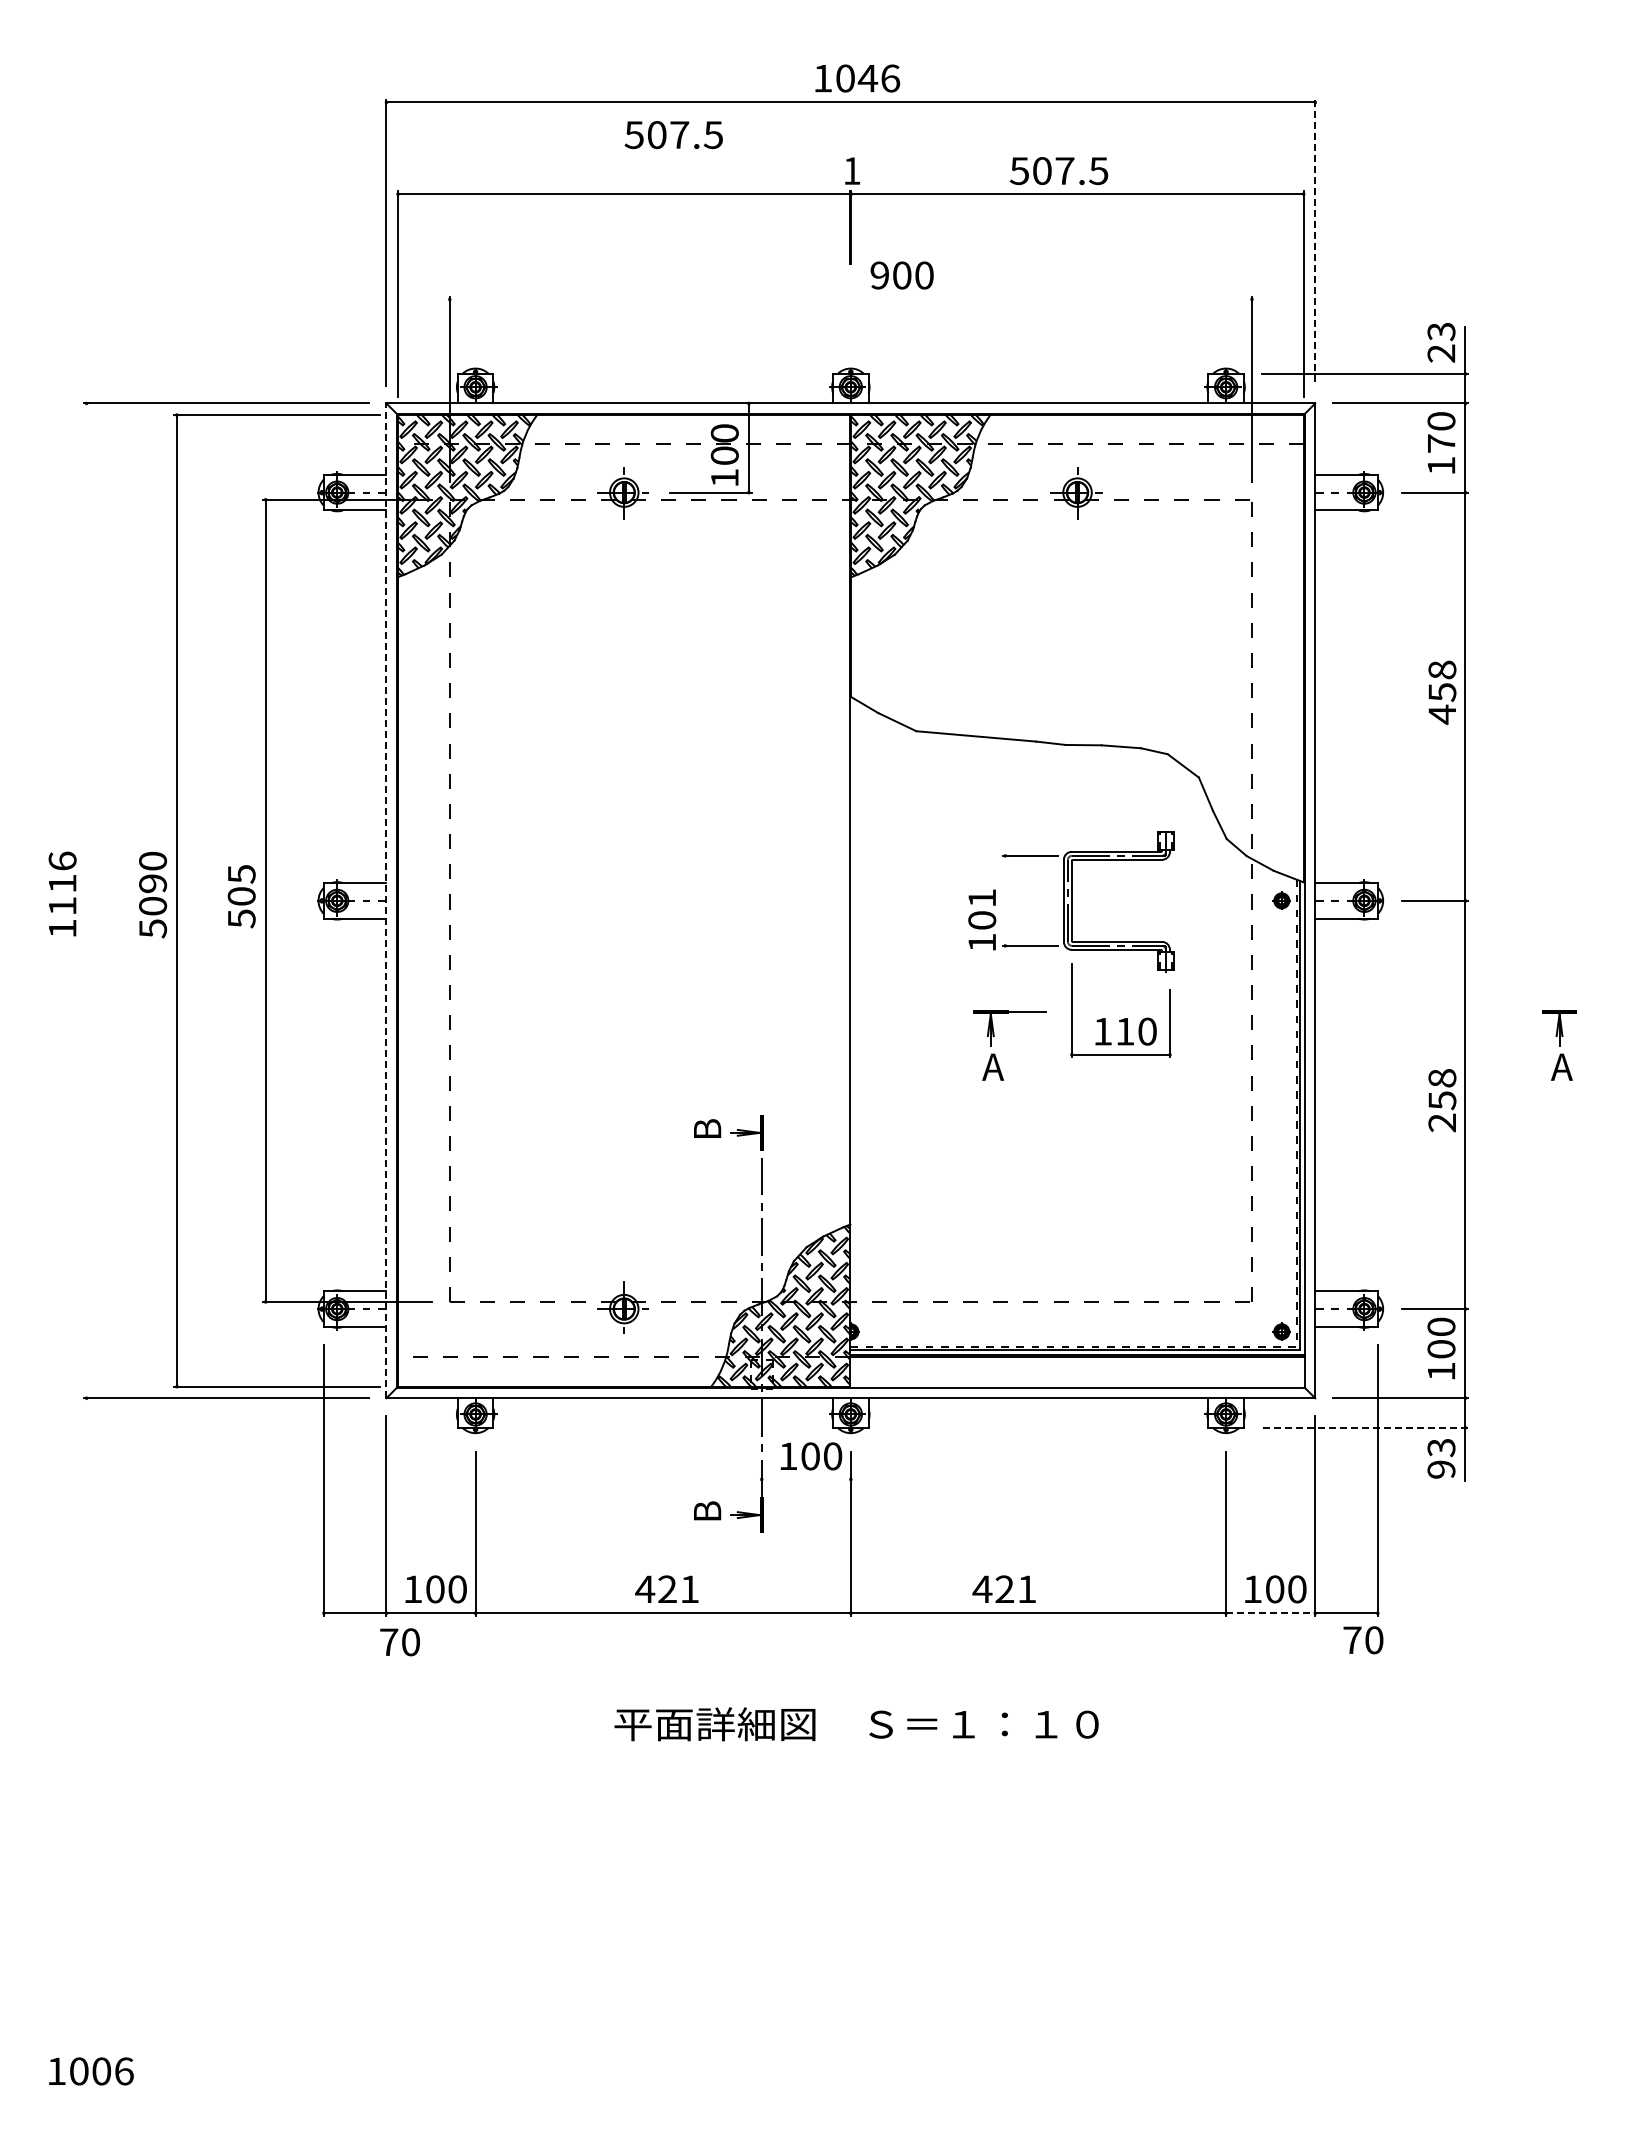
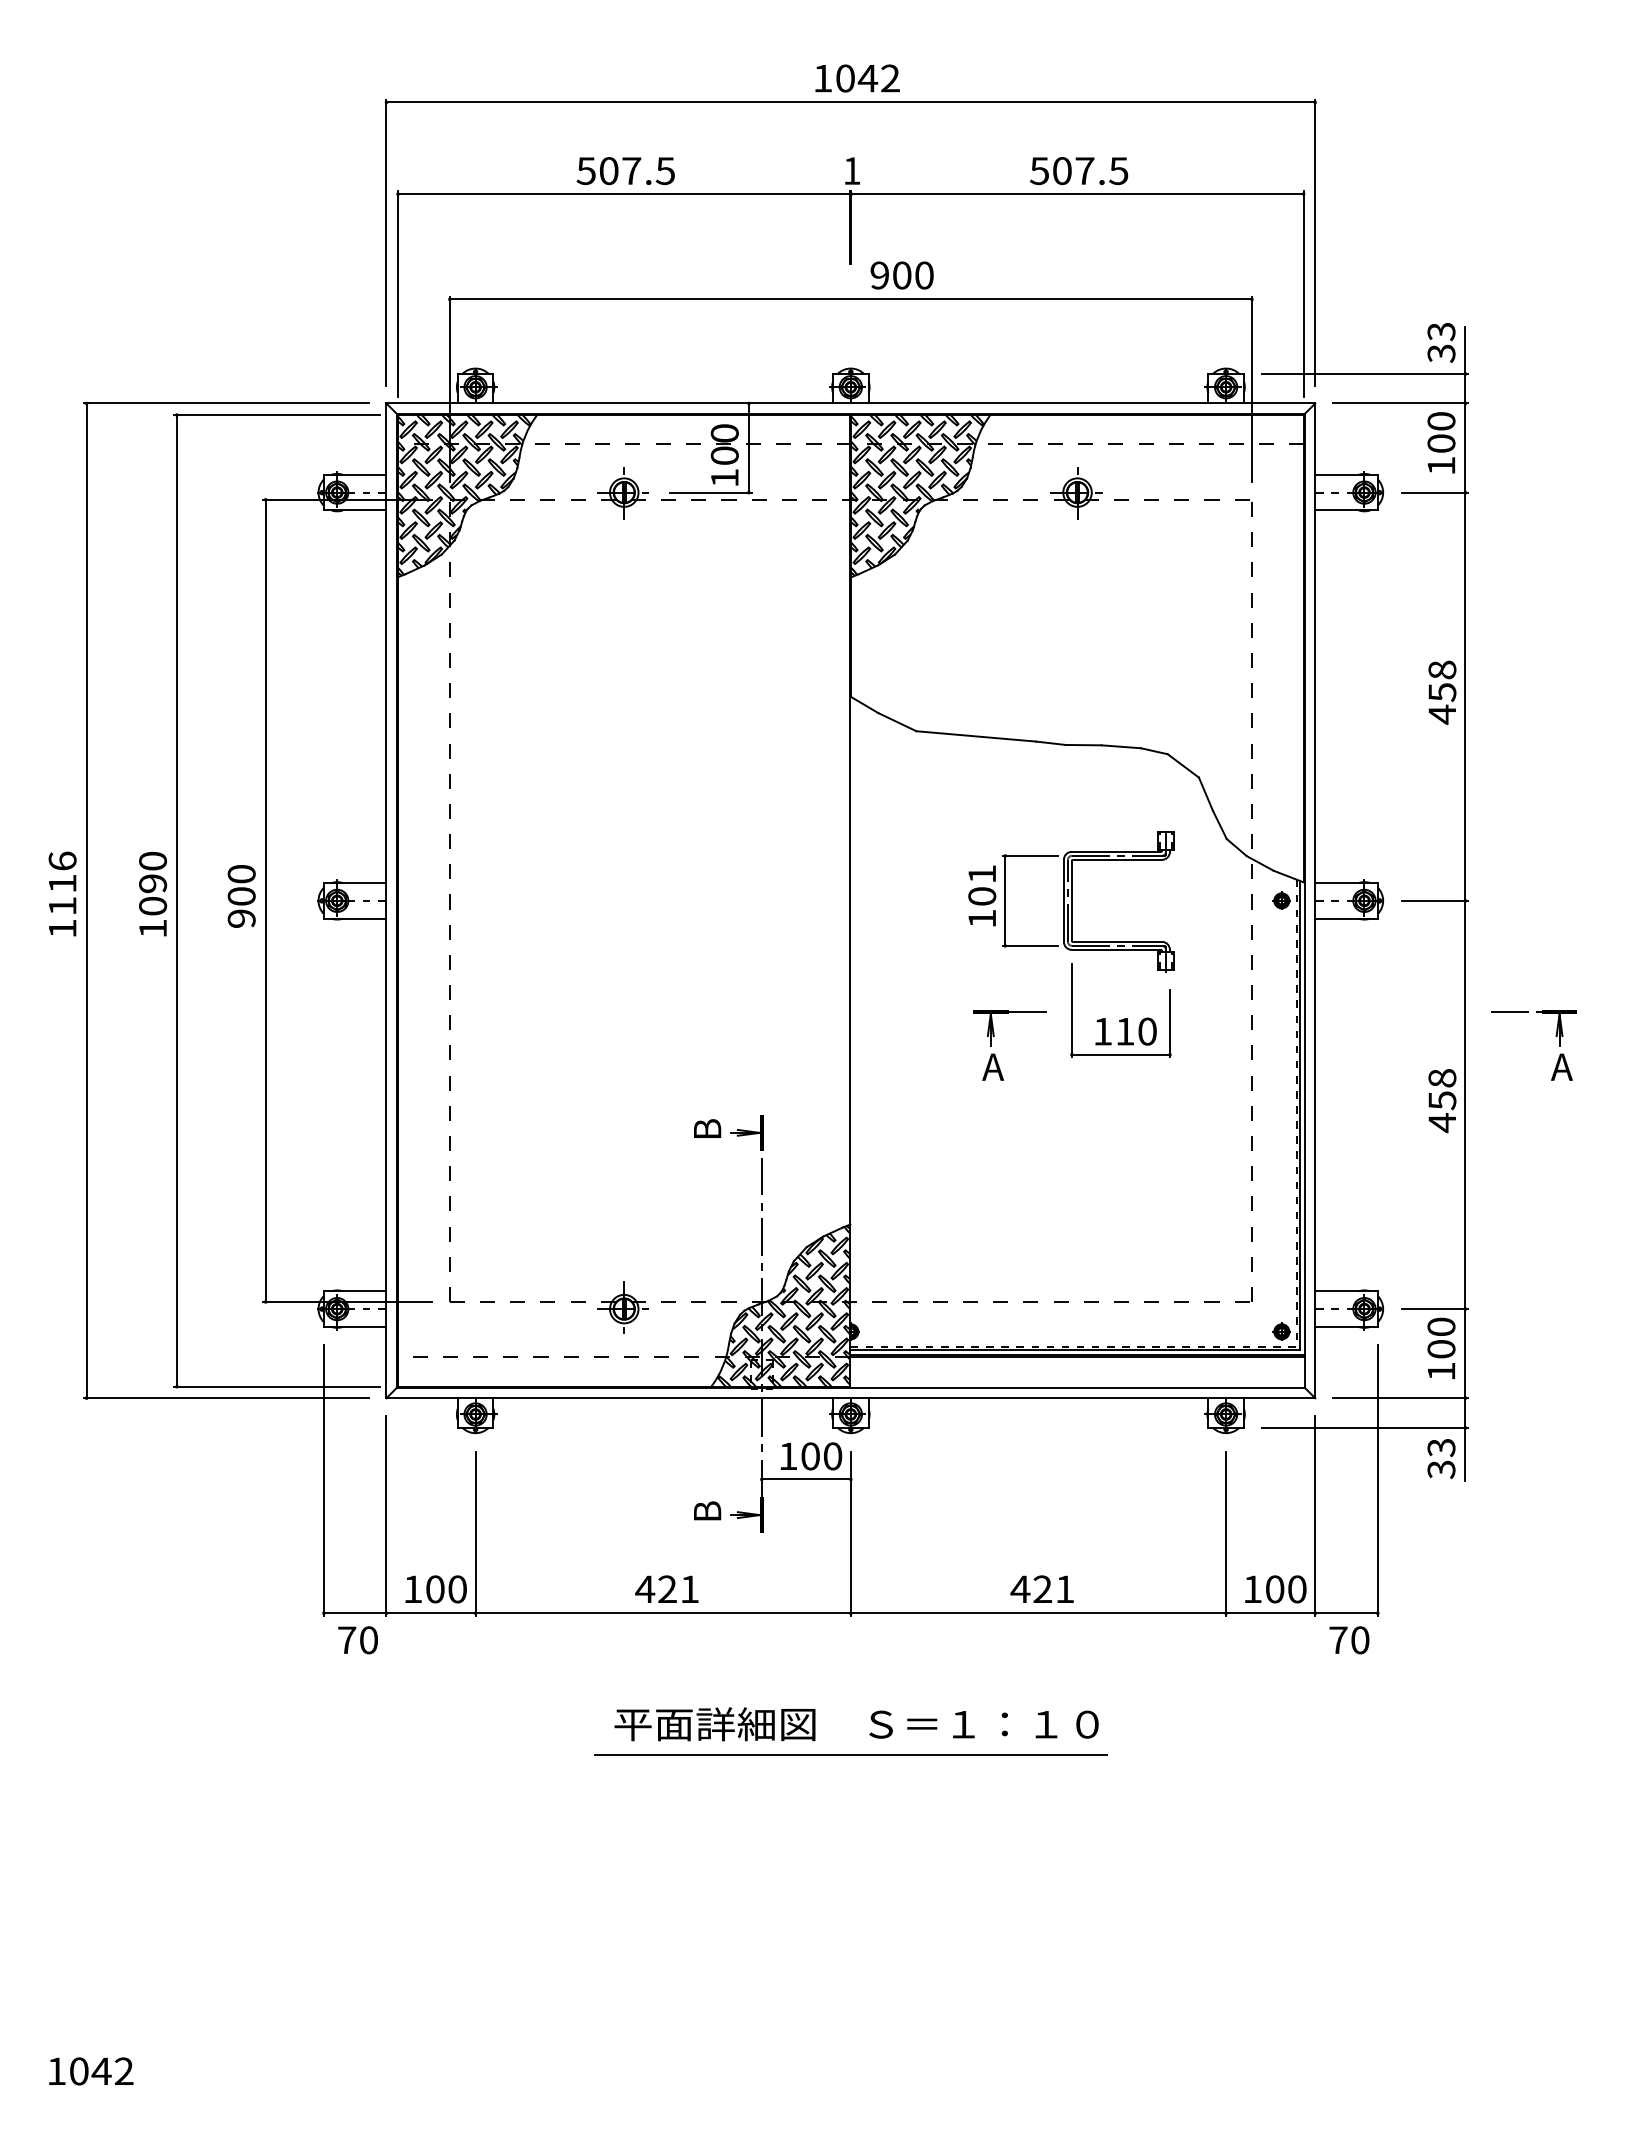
text: 1046 -> 1042 (890, 78)
text position: (673, 135) -> (625, 171) (625, 171)
text position: (1058, 171) -> (1078, 171) (1078, 171)
line: dashed -> solid (1315, 242)
line: none -> present (850, 299)
text: 23 -> 33 (1441, 353)
text: 170 -> 100 (1441, 443)
text: 505 -> 900 (241, 896)
line: none -> present (86, 900)
line: dashed -> solid (386, 900)
line: none -> present (1005, 900)
text position: (982, 919) -> (982, 895) (982, 895)
text: 5090 -> 1090 (153, 928)
line: none -> present (1515, 1012)
text: 258 -> 458 (1441, 1123)
line: dashed -> solid (1364, 1427)
text: 93 -> 33 (1441, 1469)
line: none -> present (805, 1479)
text position: (1003, 1588) -> (1041, 1588) (1041, 1588)
line: dashed -> solid (1270, 1613)
text position: (1363, 1640) -> (1349, 1640) (1349, 1640)
text position: (399, 1642) -> (357, 1640) (357, 1640)
line: none -> present (850, 1754)
text: 1006 -> 1042 (112, 2071)
